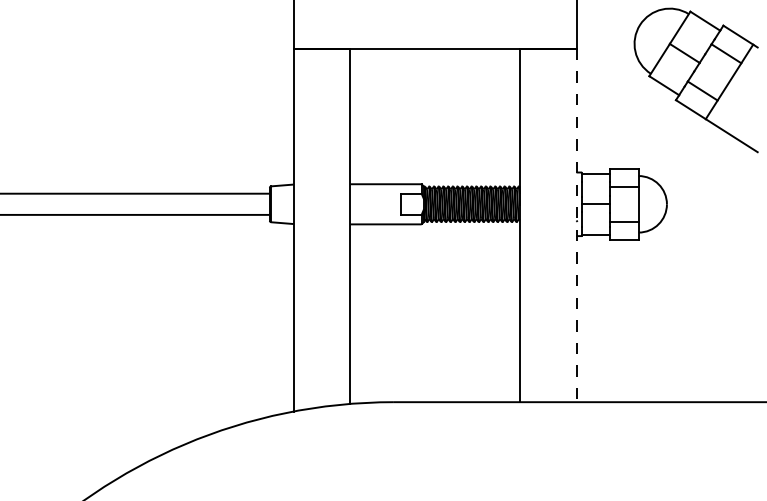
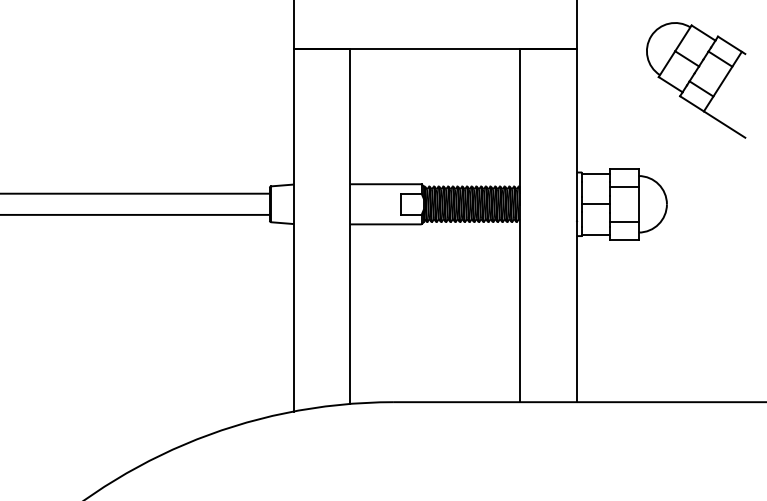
part size: 126x147 px -> 101x117 px (696, 80)
line: dashed -> solid (576, 225)
